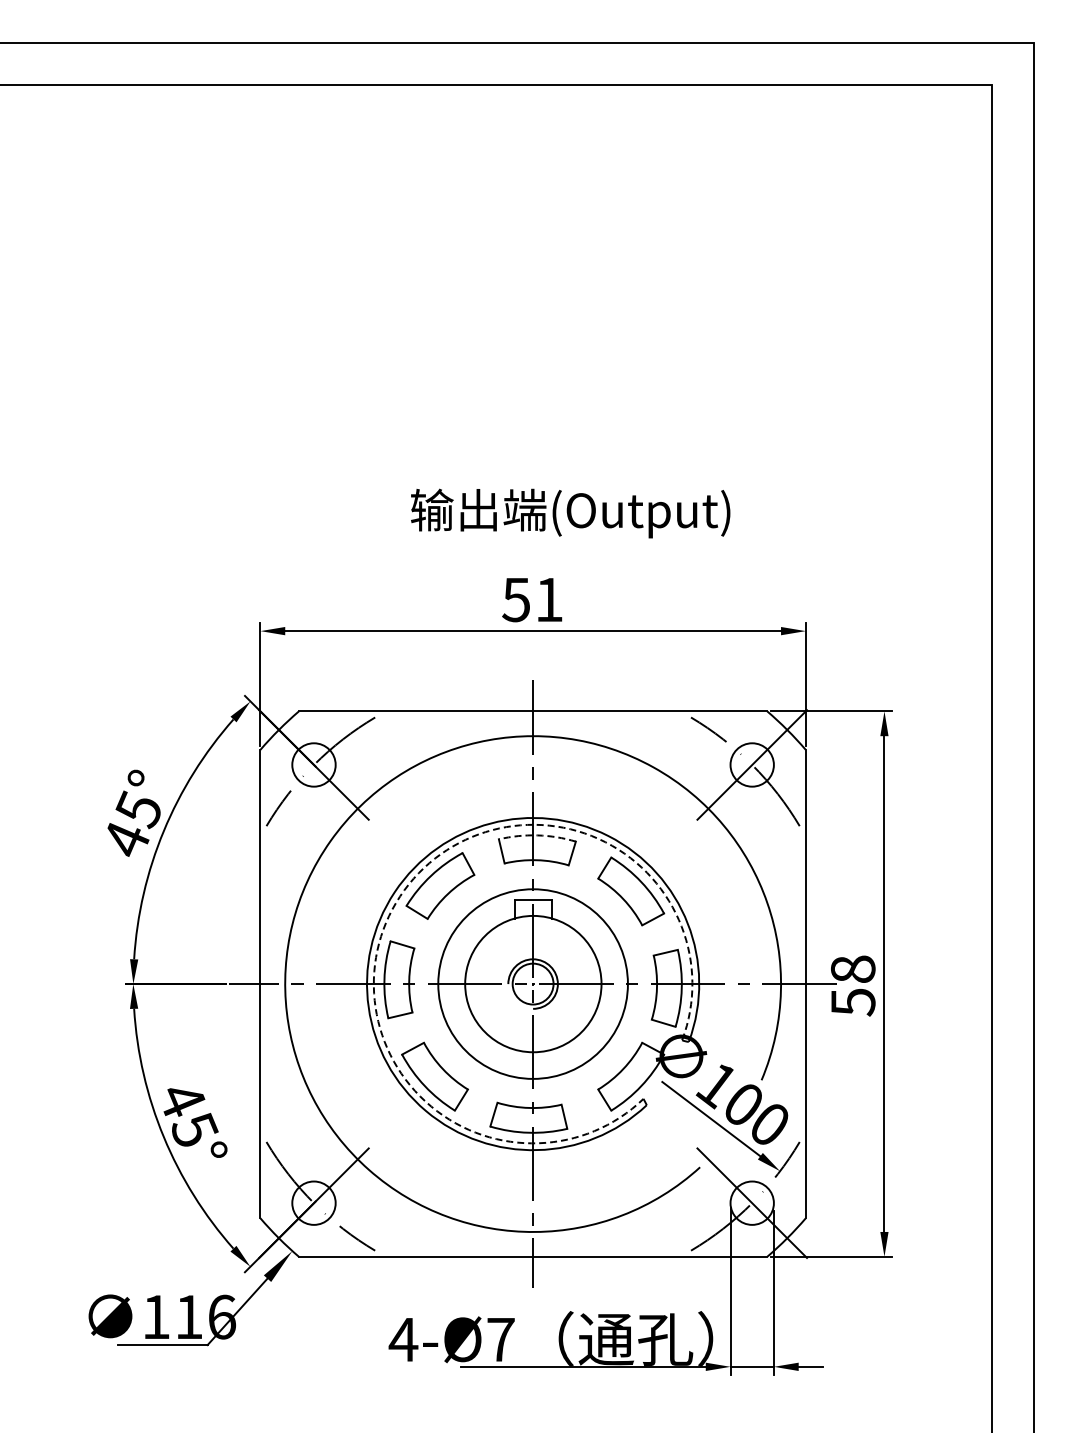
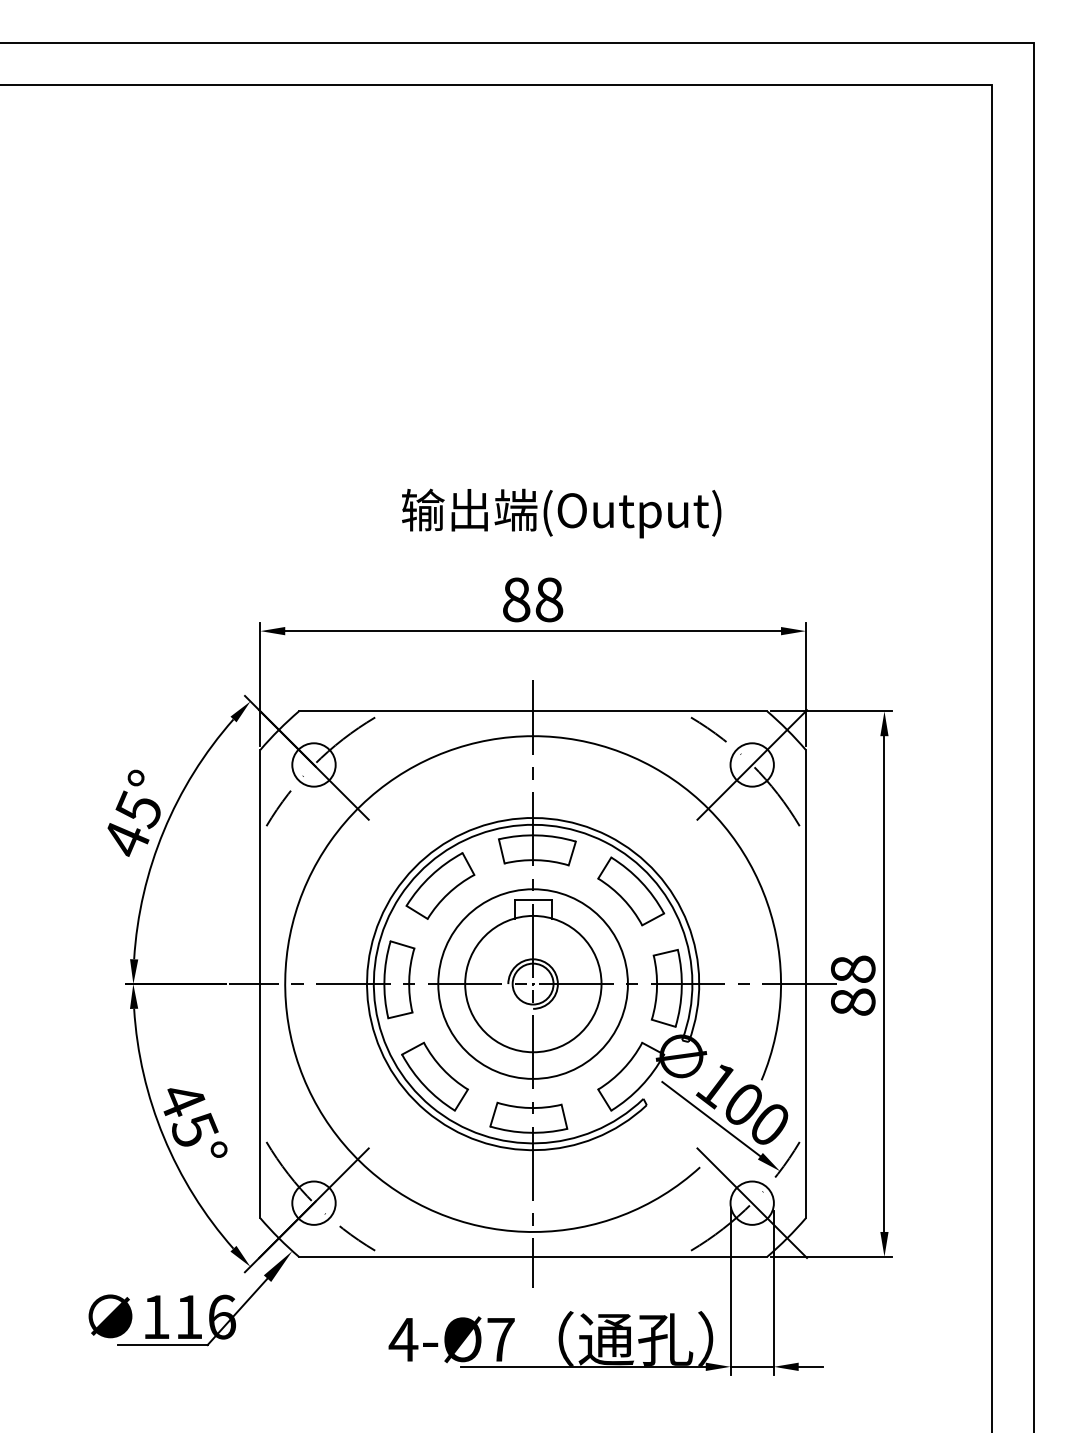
text position: (570, 513) -> (561, 513) (561, 513)
text: 51 -> 88 (532, 599)
arc: dashed -> solid (537, 835)
arc: dashed -> solid (400, 896)
text: 58 -> 88 (853, 1002)
